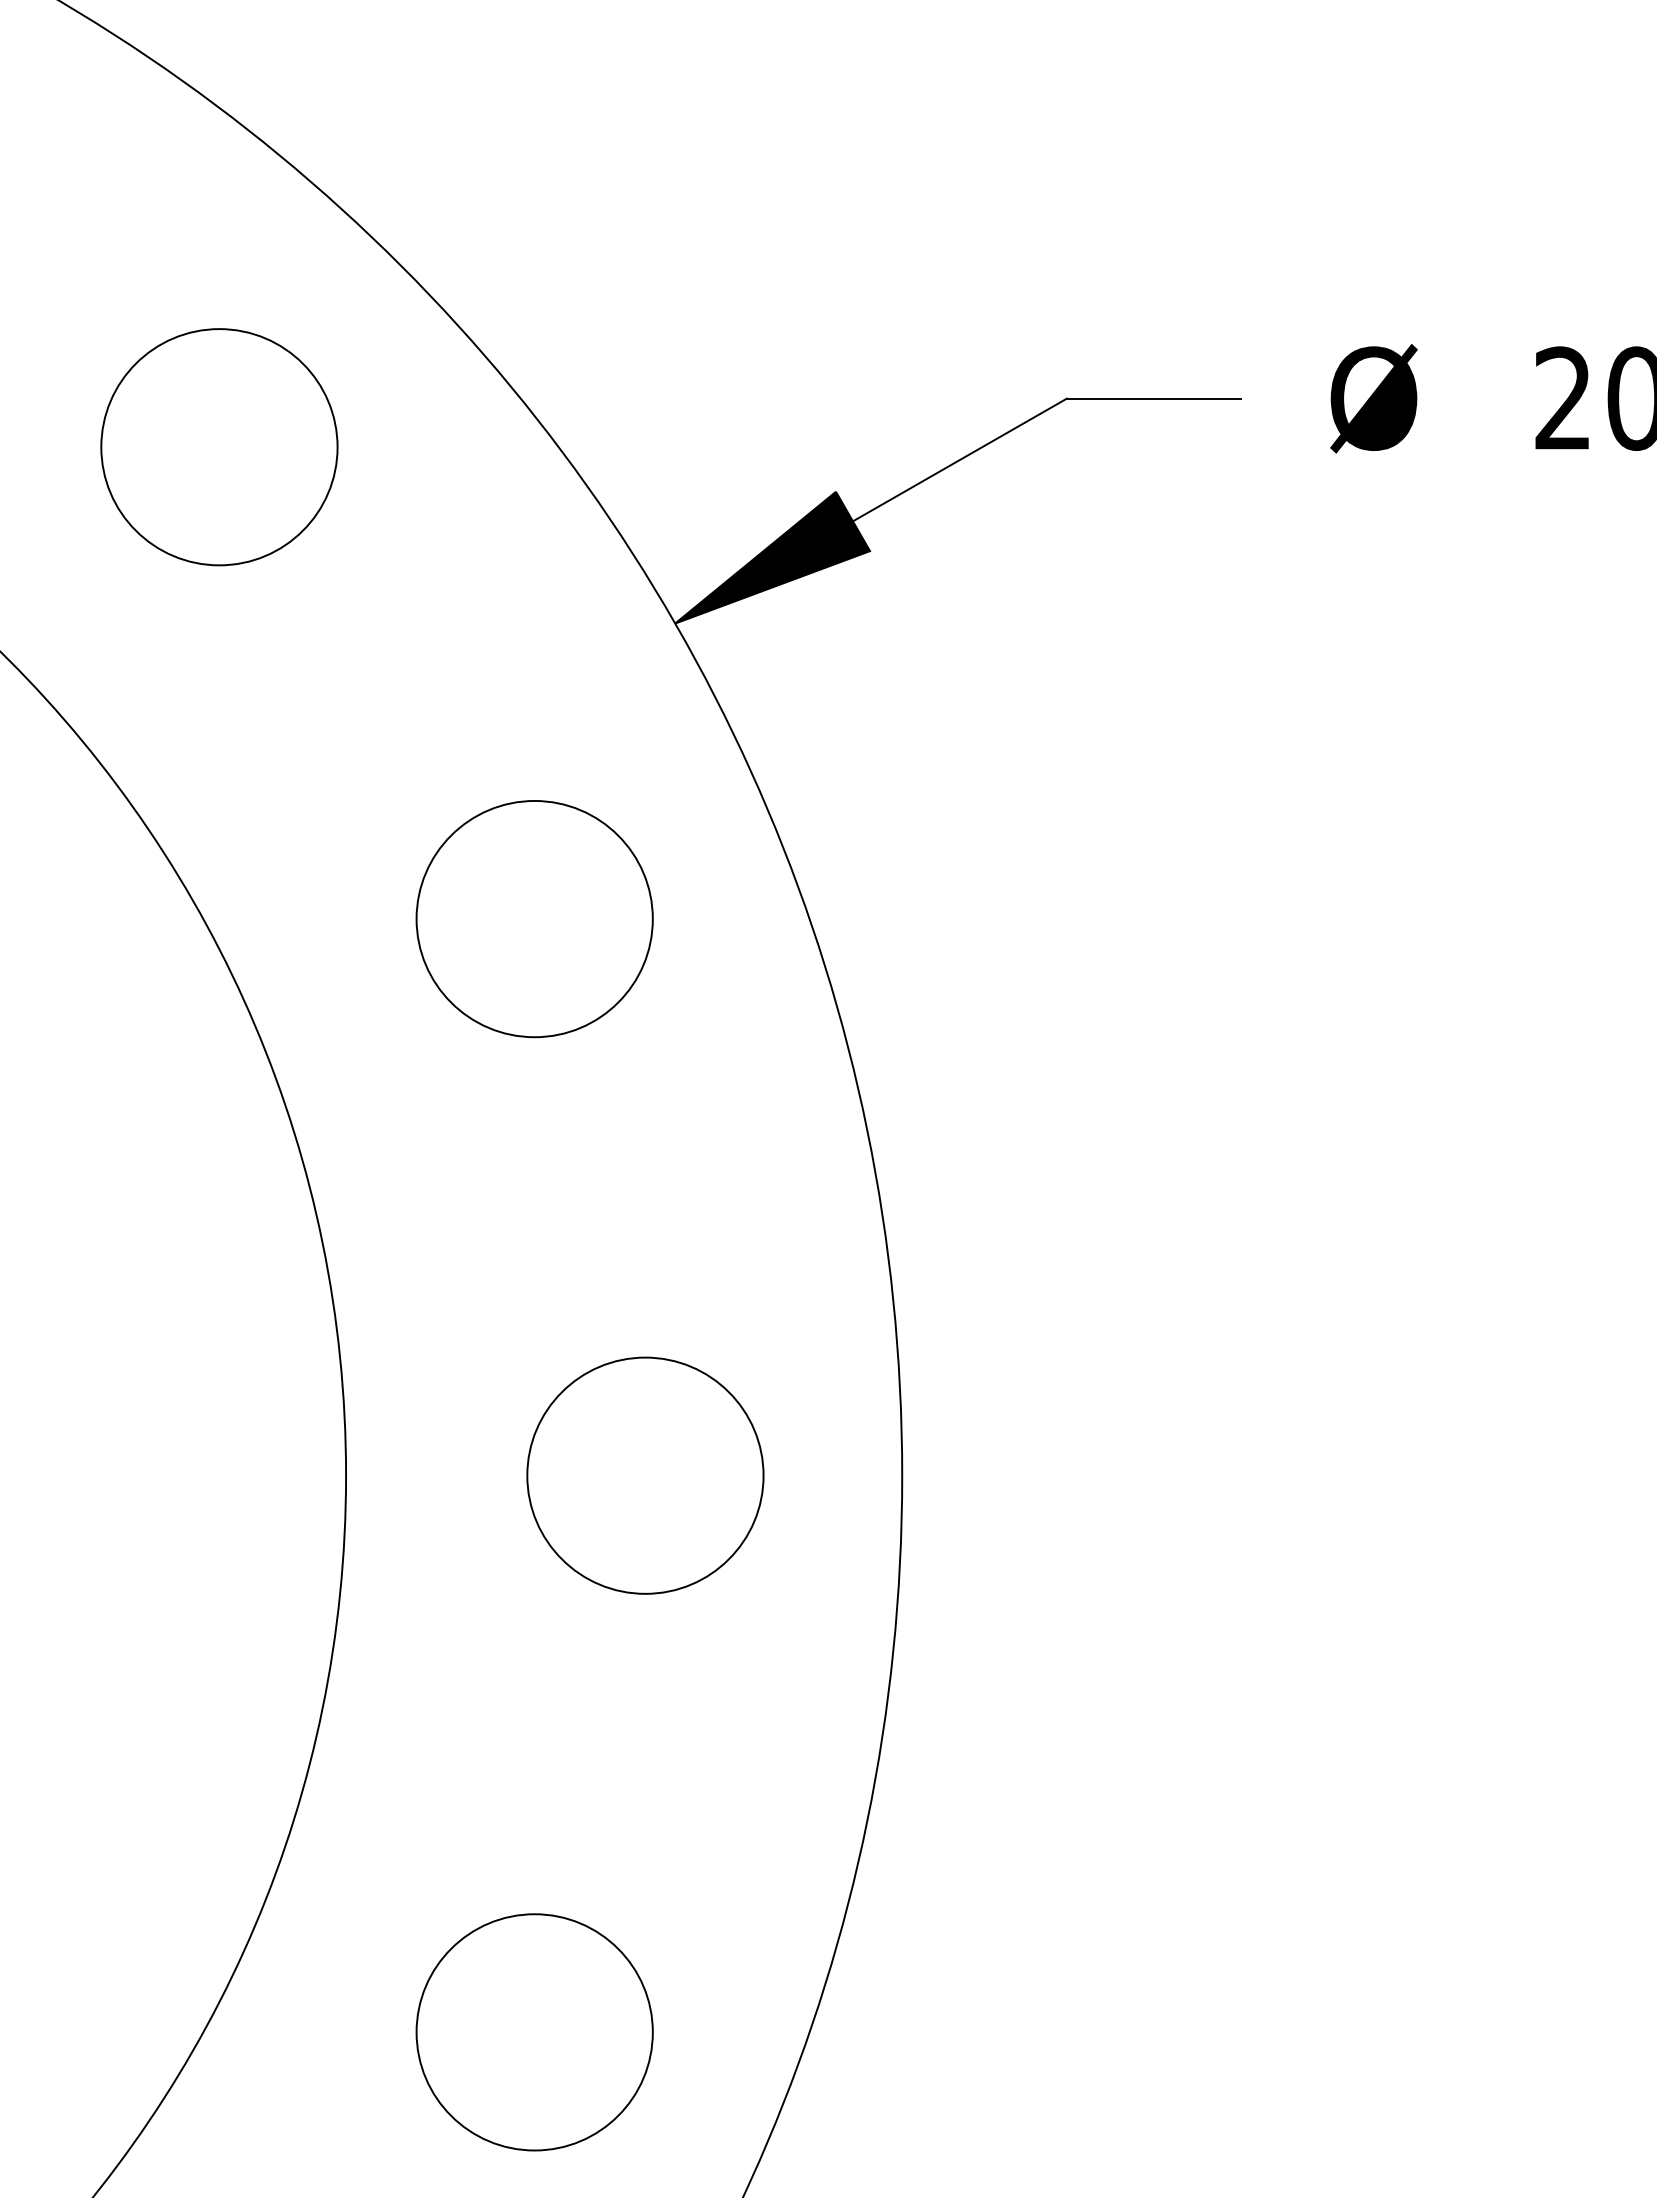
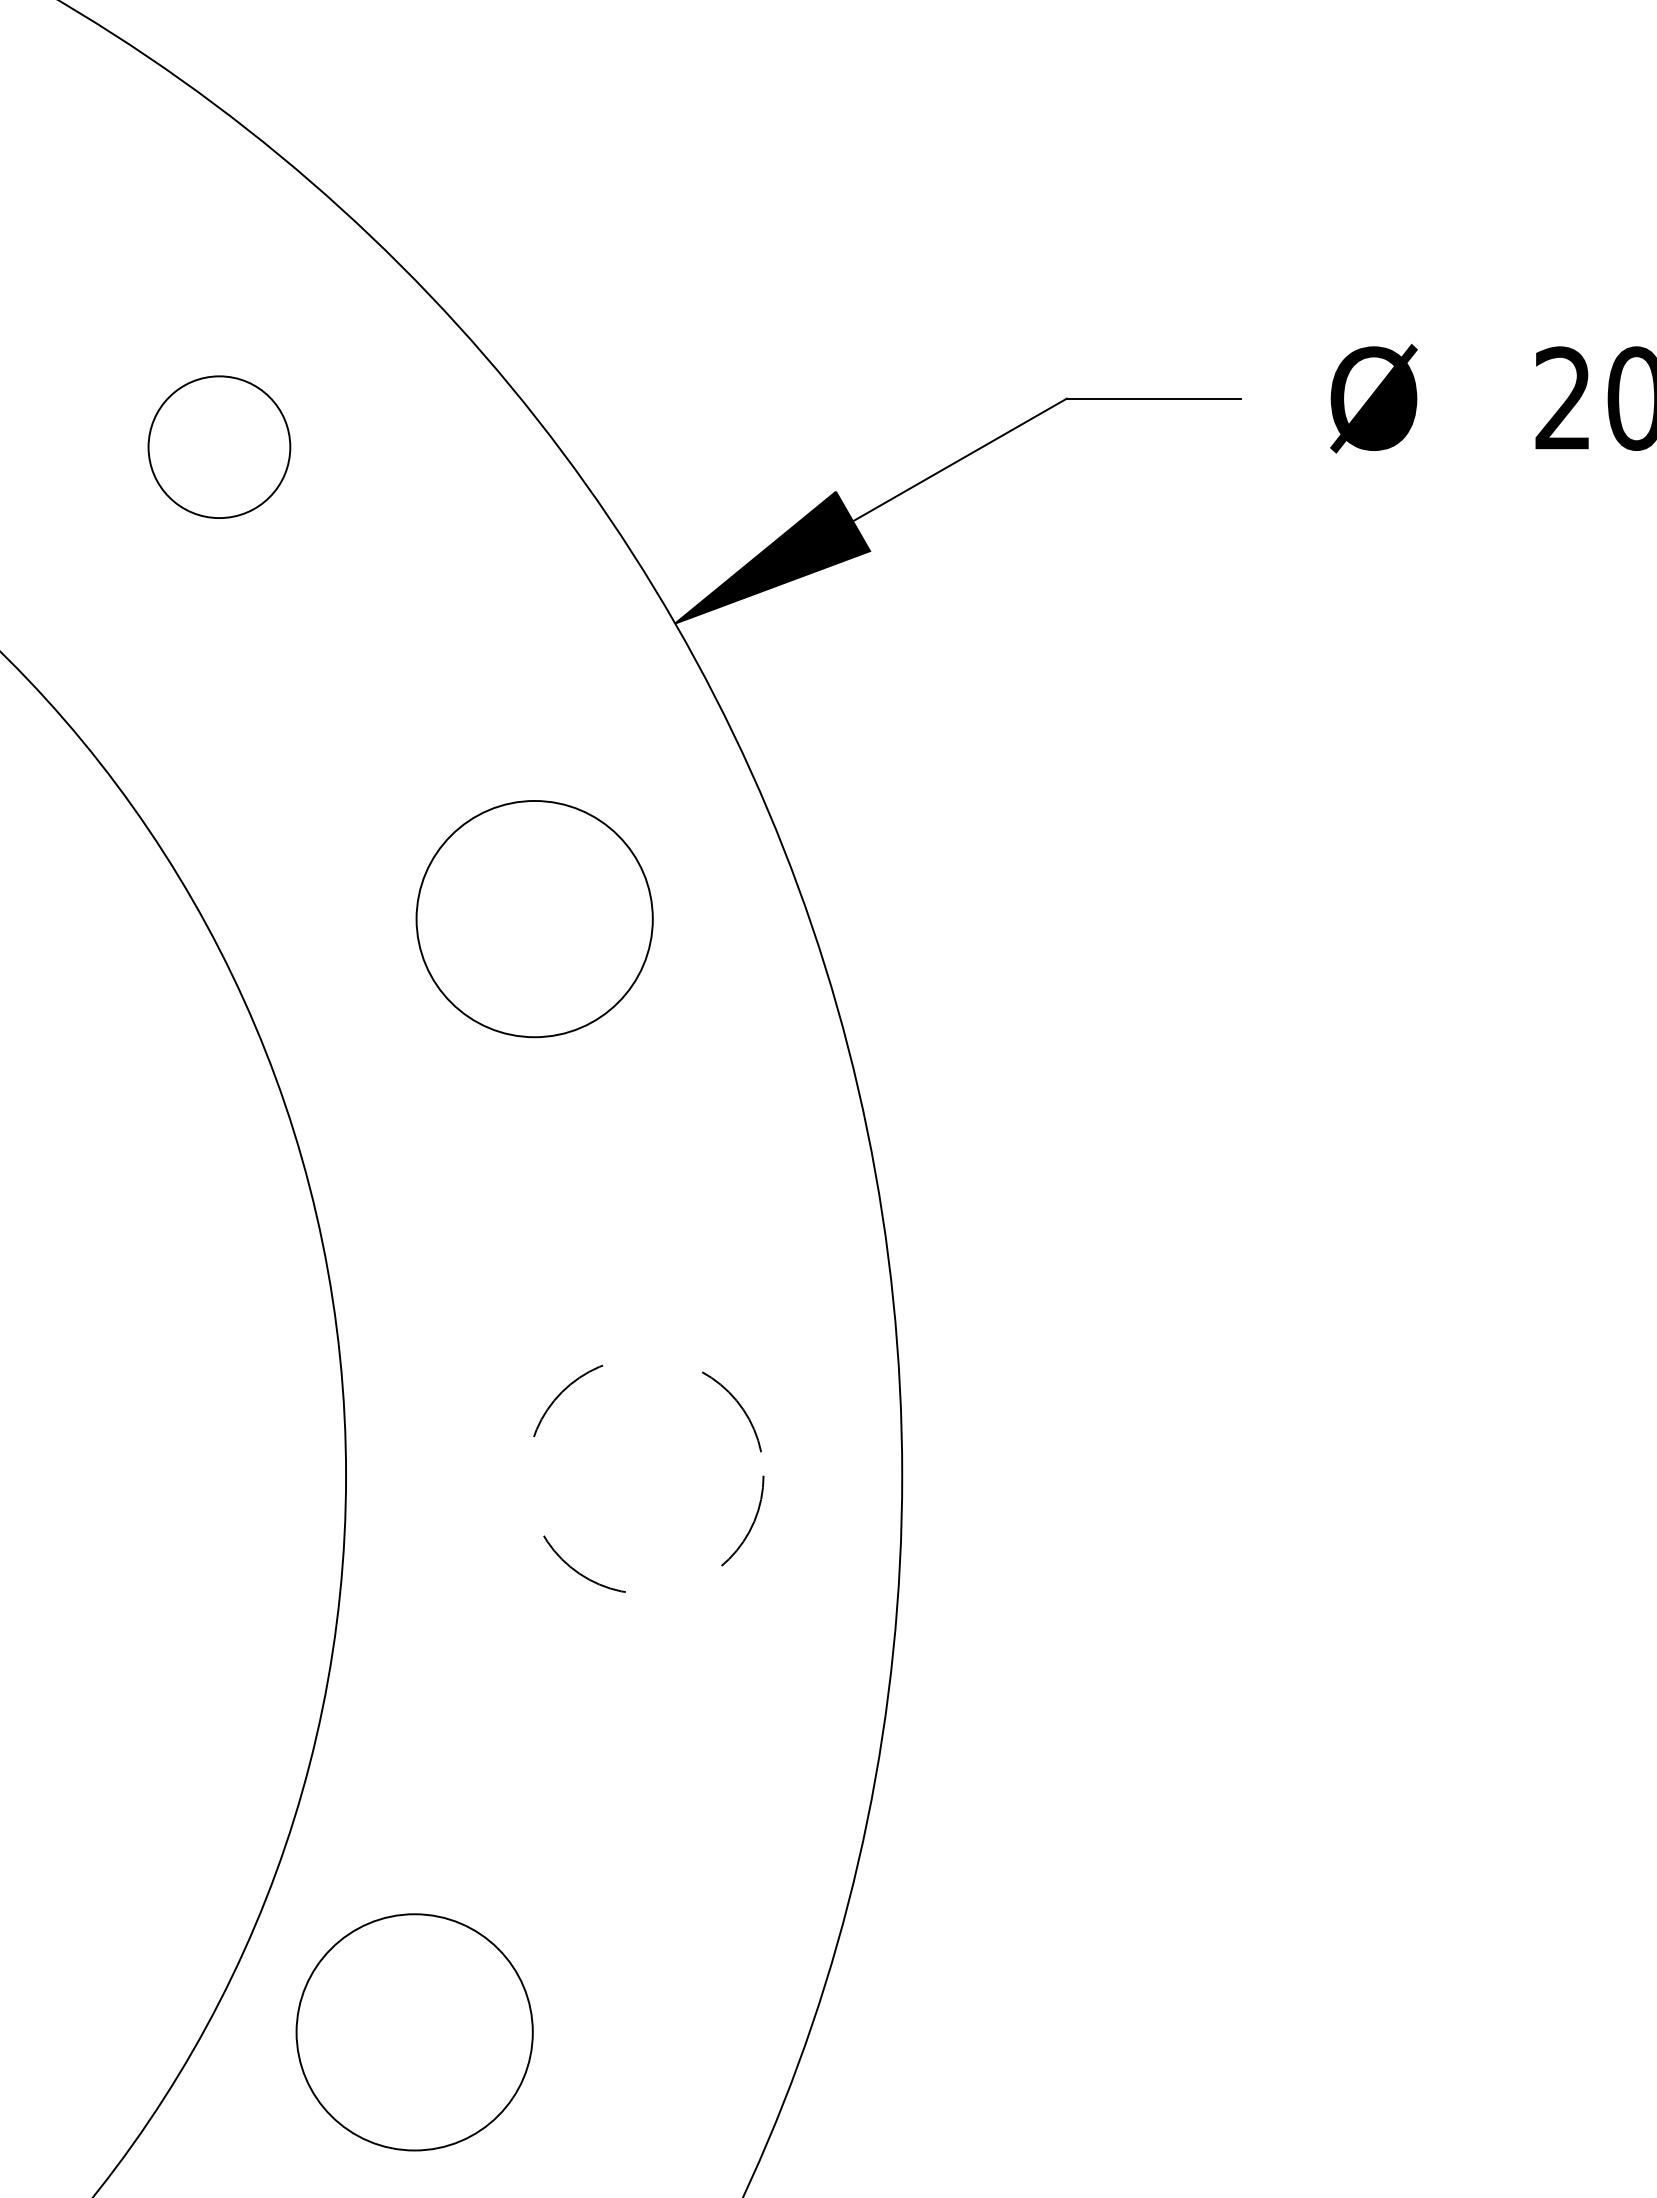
circle diameter: 236 px -> 142 px (219, 447)
circle: solid -> dashed (645, 1475)
circle position: (534, 2032) -> (414, 2032) (414, 2032)
